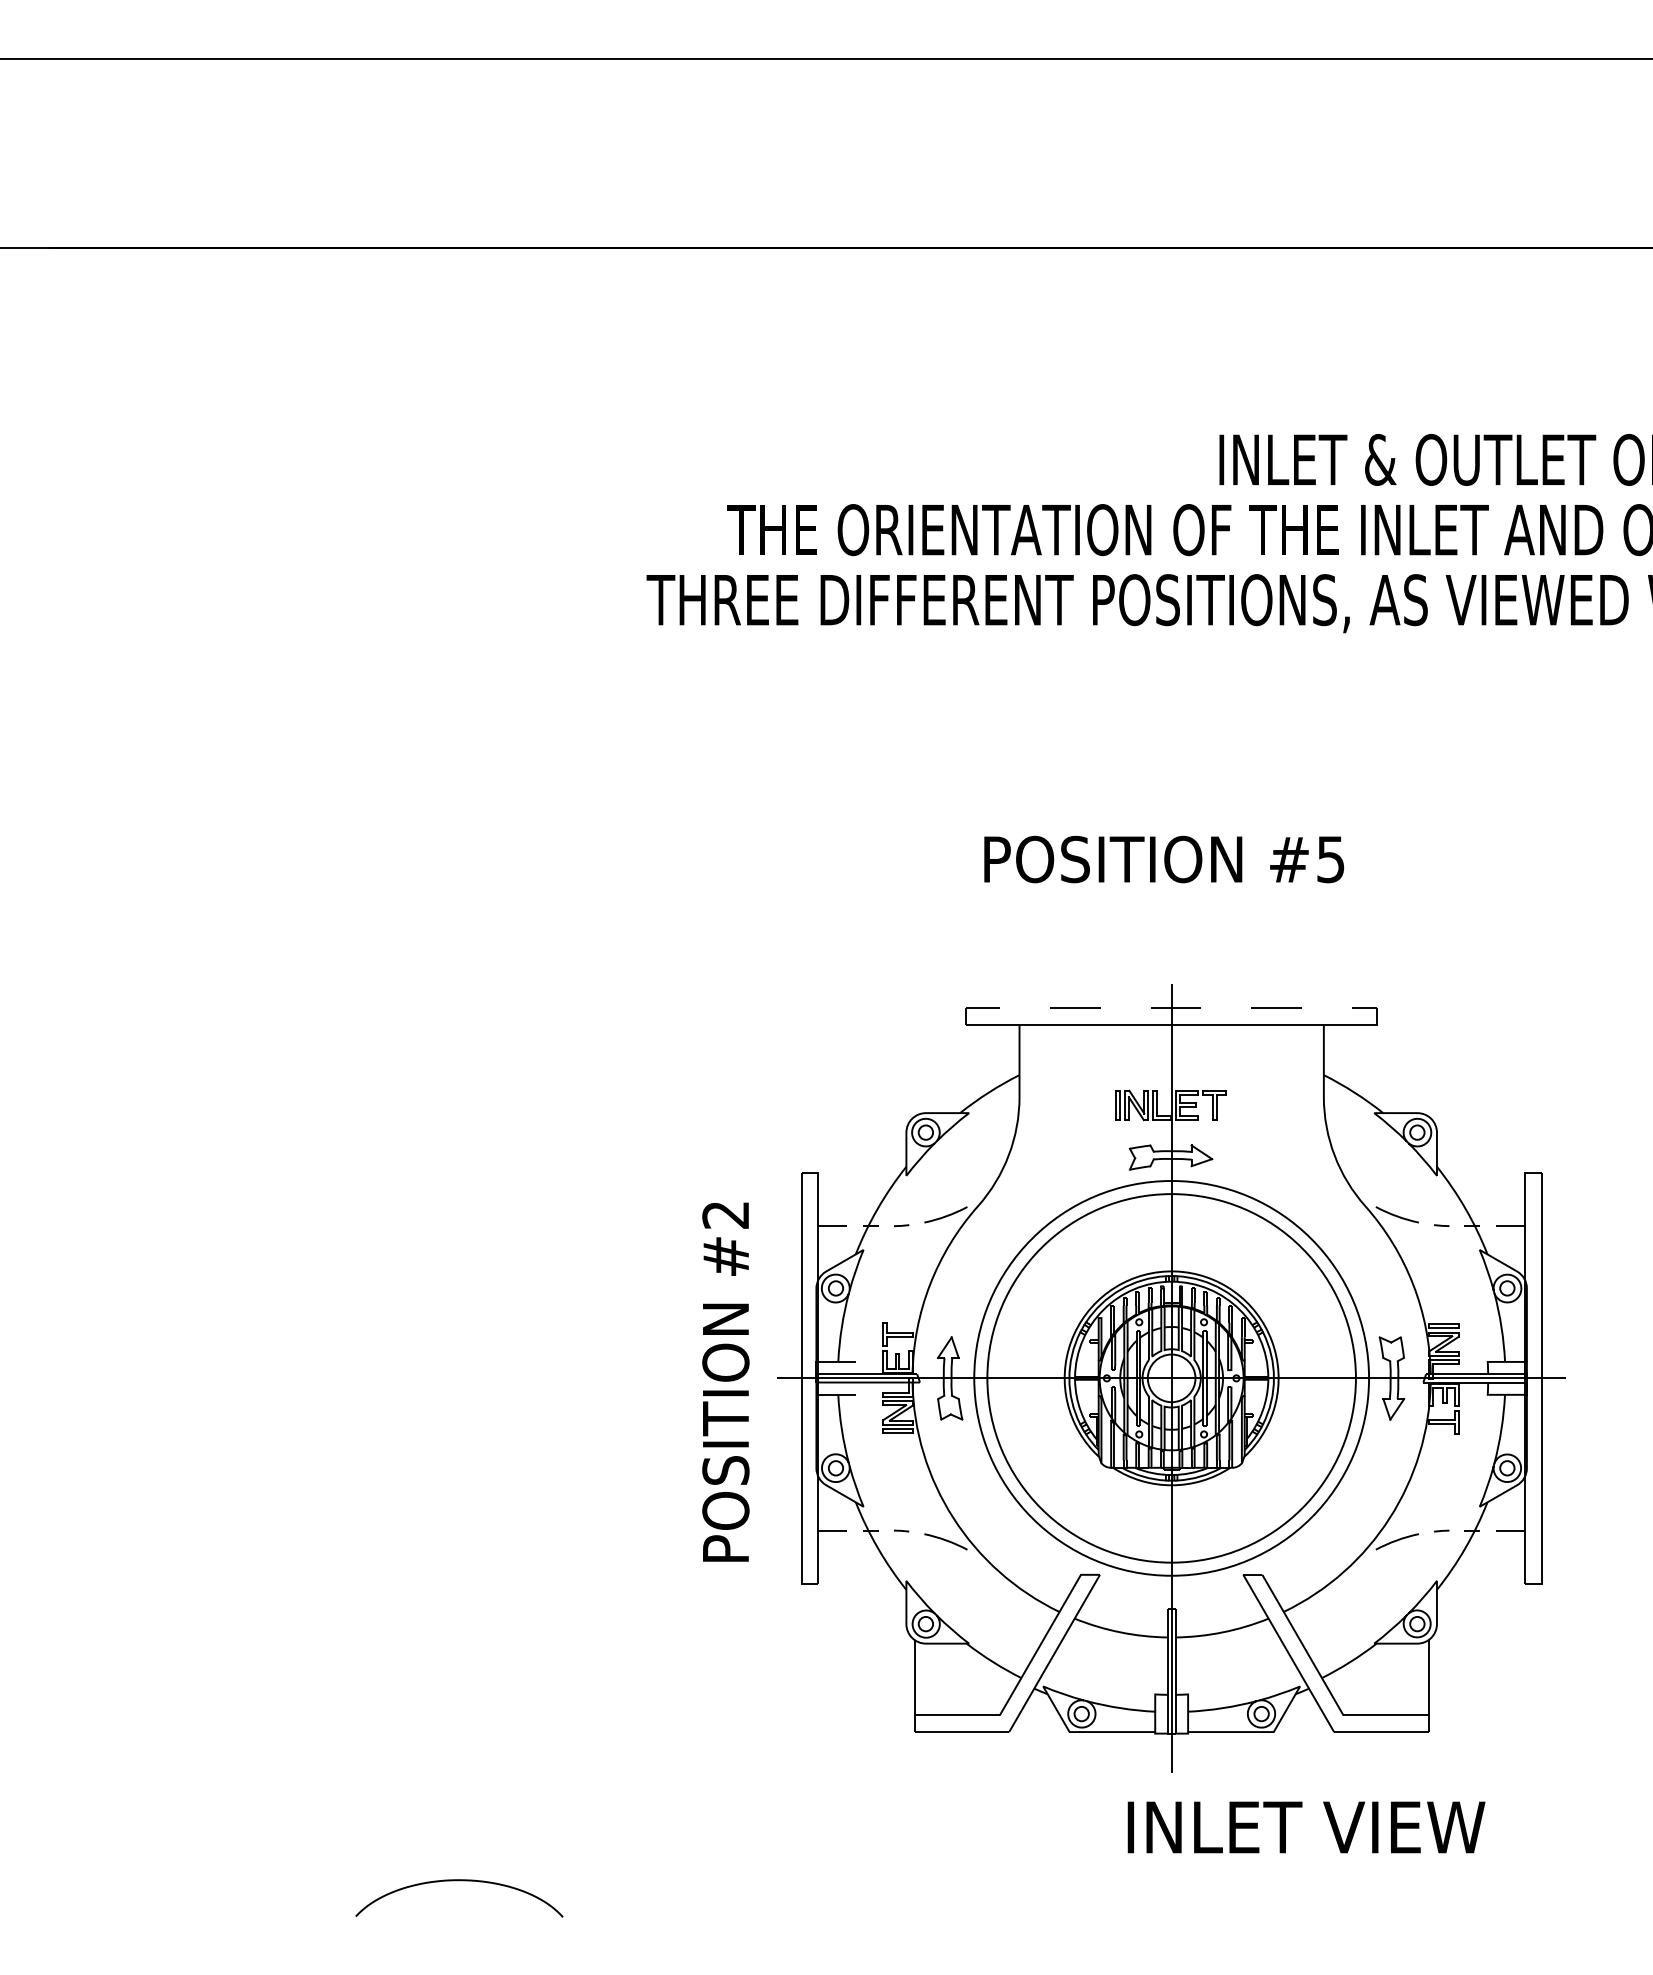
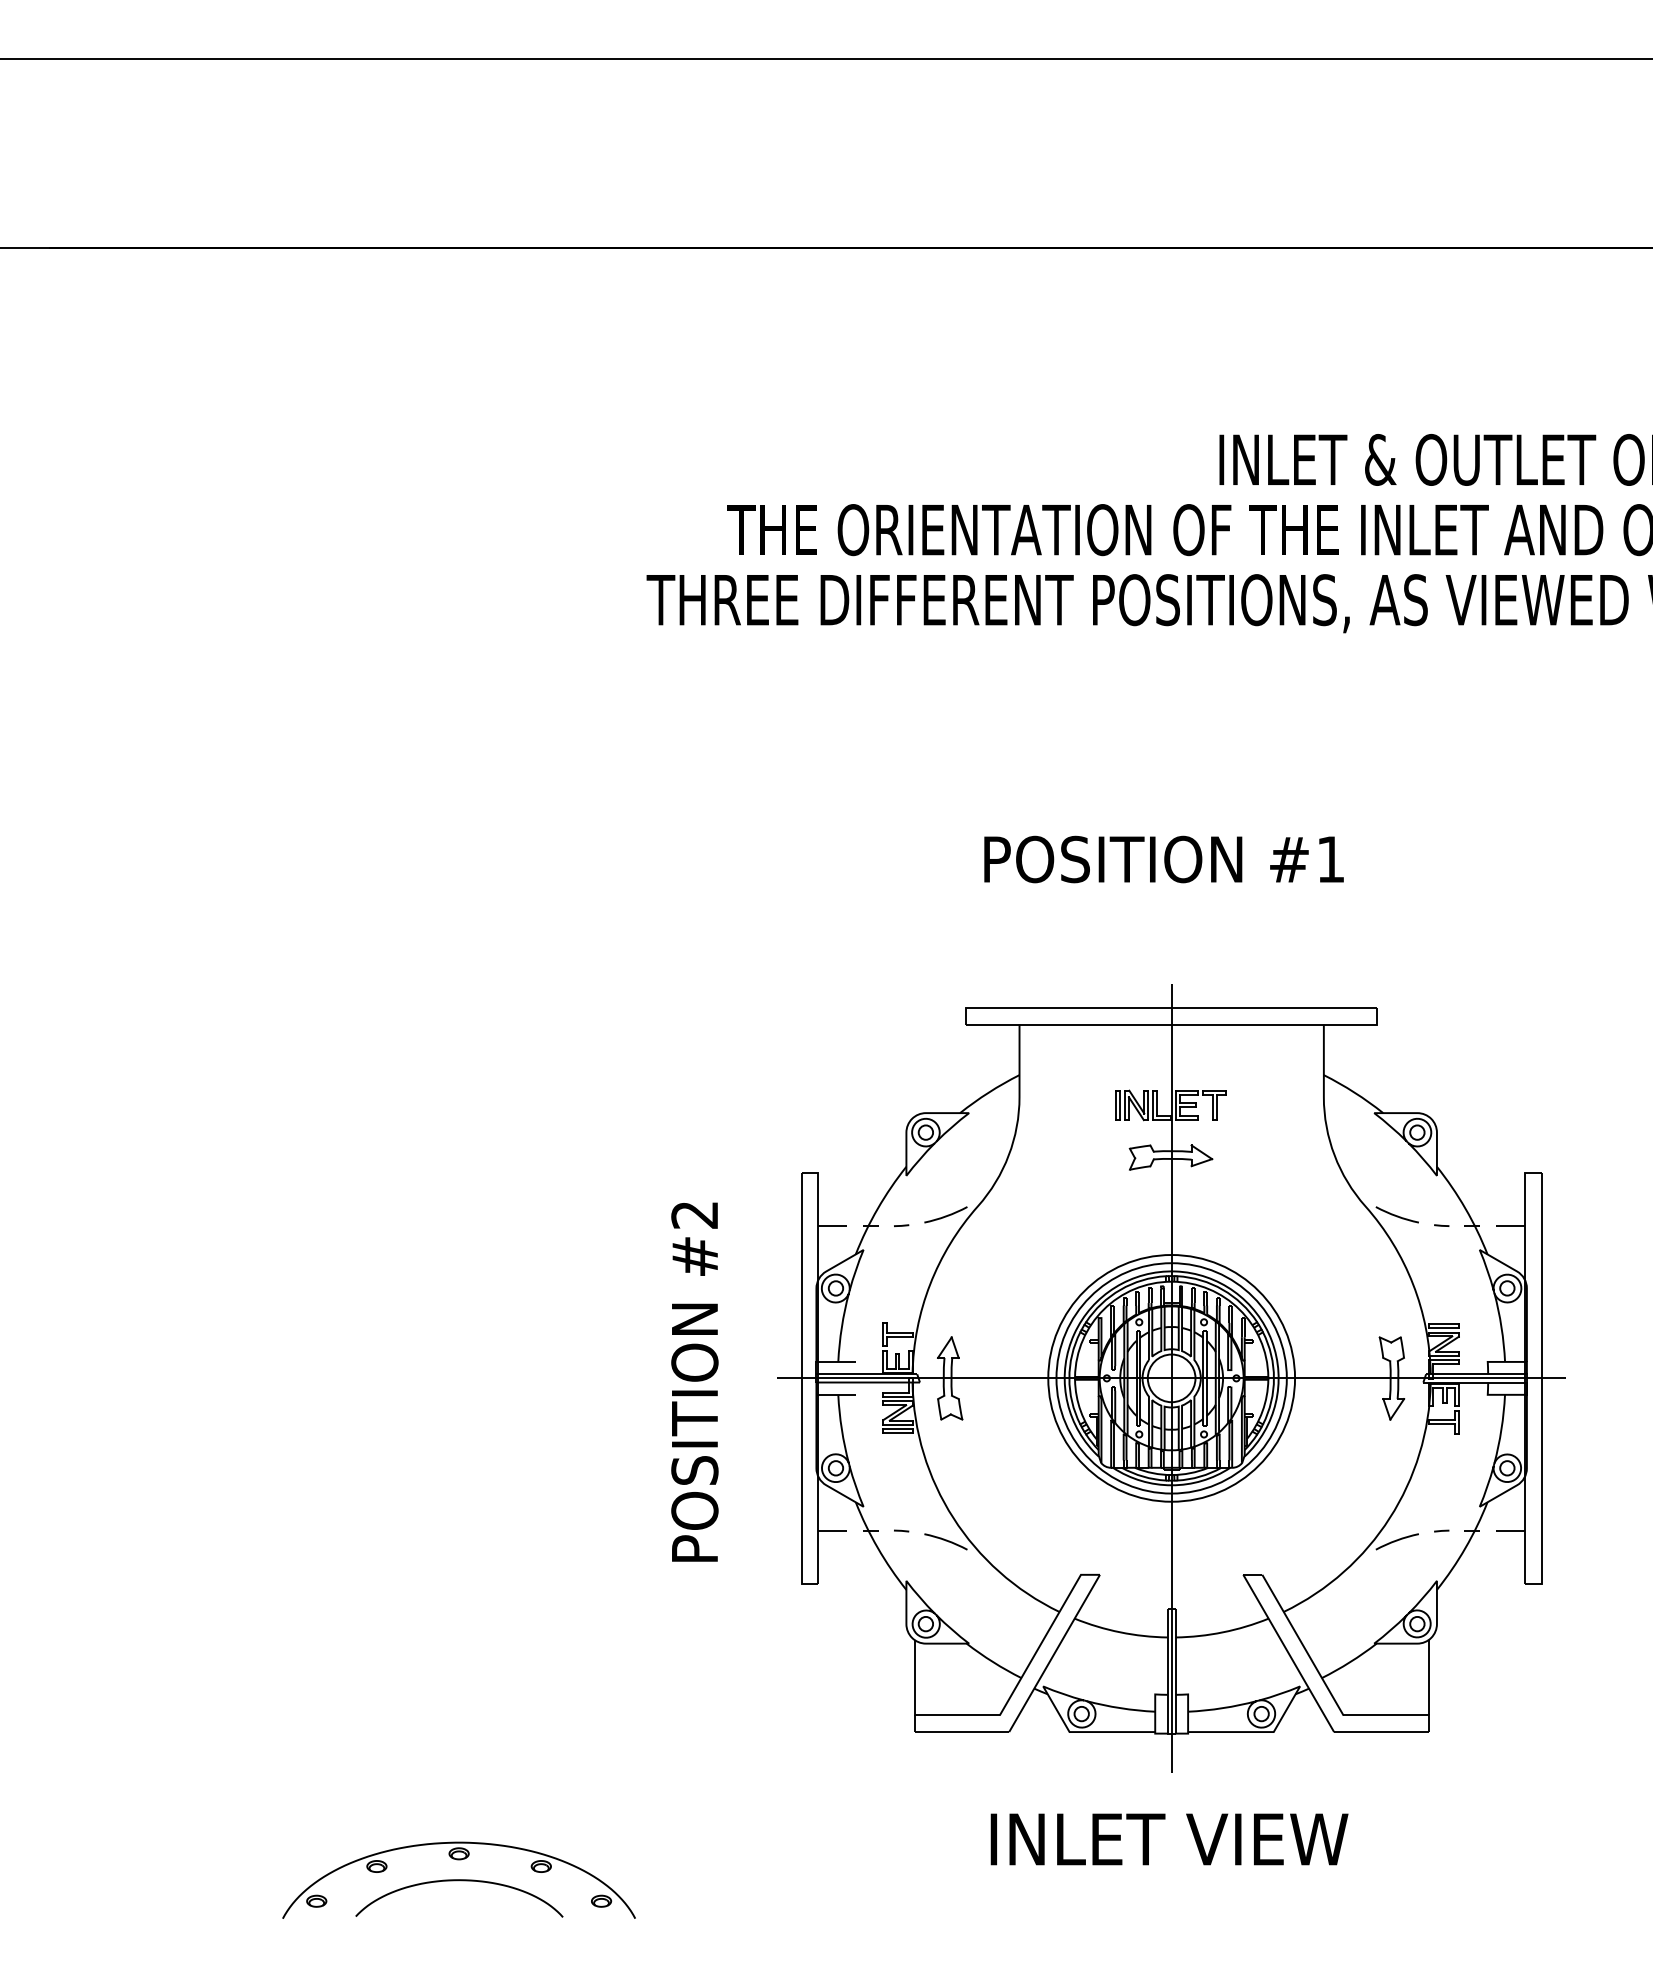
text: #5 -> #1 (1330, 859)
line: dashed -> solid (1162, 1008)
circle diameter: 395 px -> 247 px (1171, 1378)
circle diameter: 369 px -> 230 px (1171, 1378)
text position: (725, 1381) -> (694, 1381) (694, 1381)
text position: (1306, 1827) -> (1169, 1839) (1169, 1839)
part: none -> present (458, 1860)
